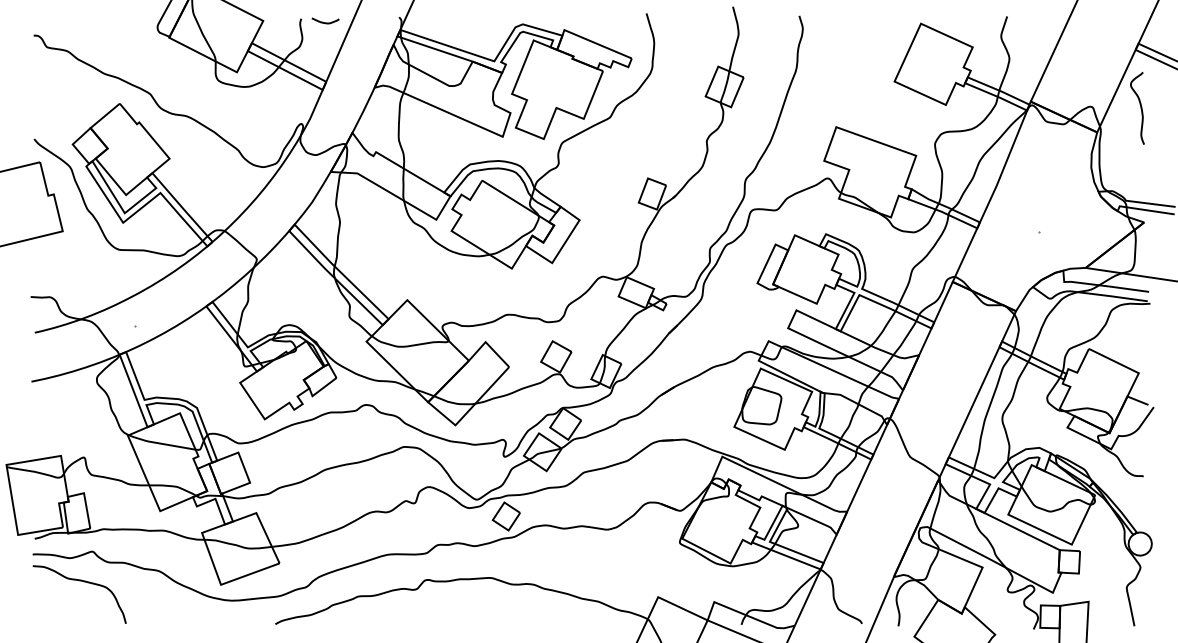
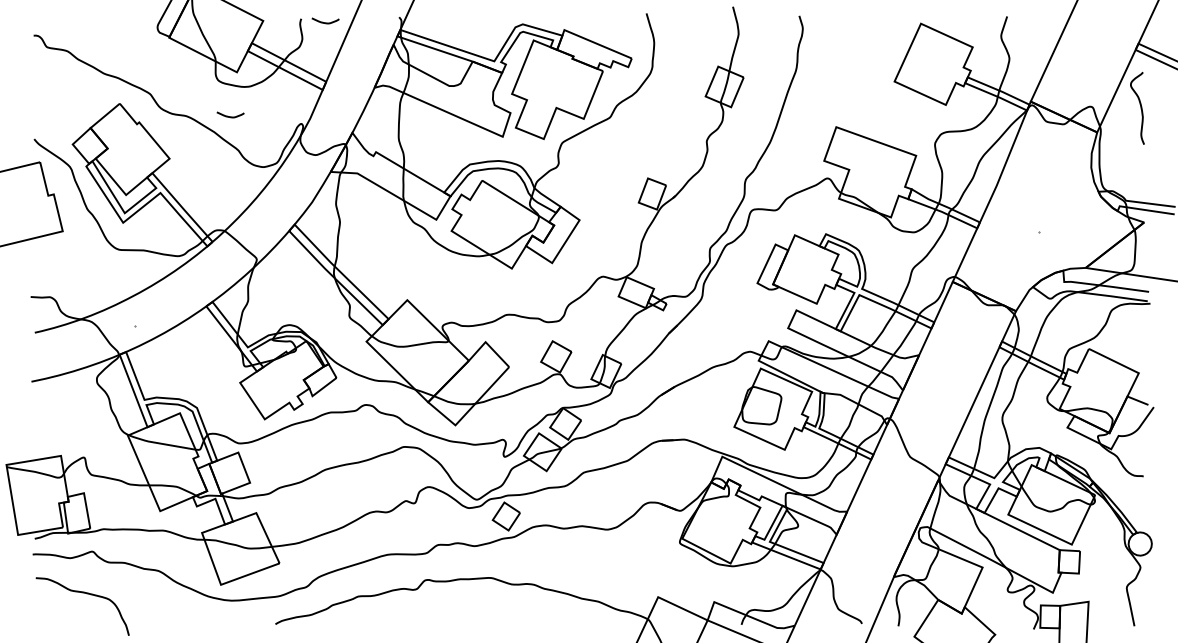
curve: none -> present (230, 116)
curve position: (83, 582) -> (86, 594) (86, 594)
